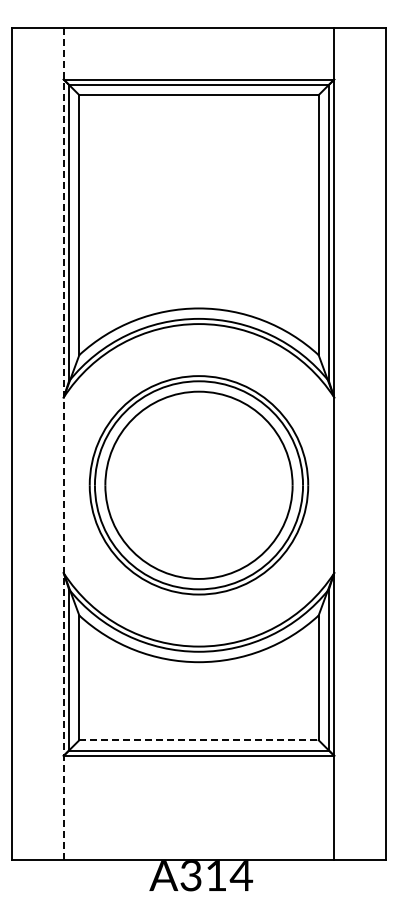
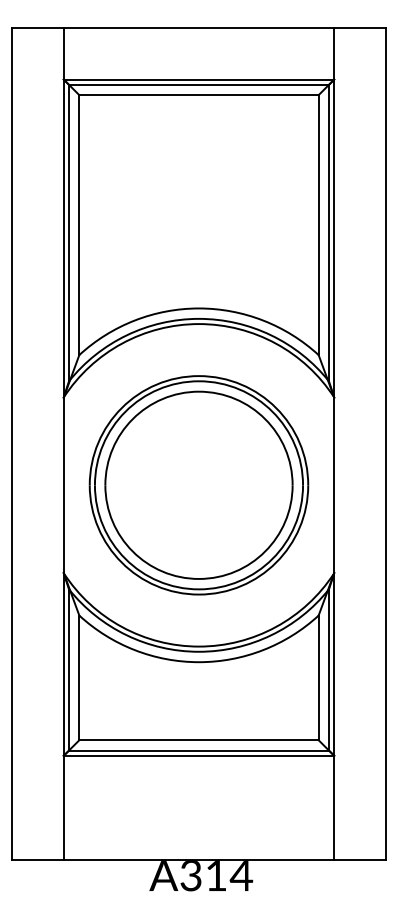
line: dashed -> solid (63, 444)
line: dashed -> solid (198, 740)
